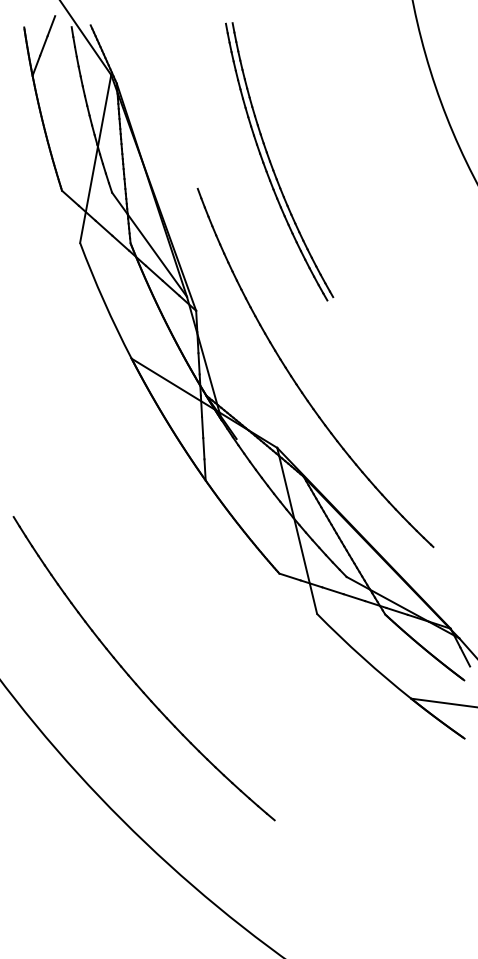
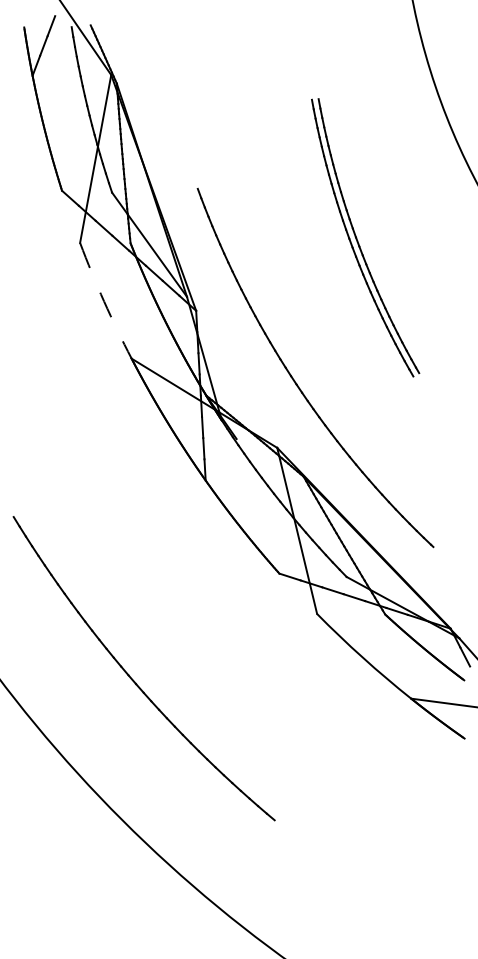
part position: (272, 164) -> (358, 240) (358, 240)
arc: solid -> dashed (104, 301)
